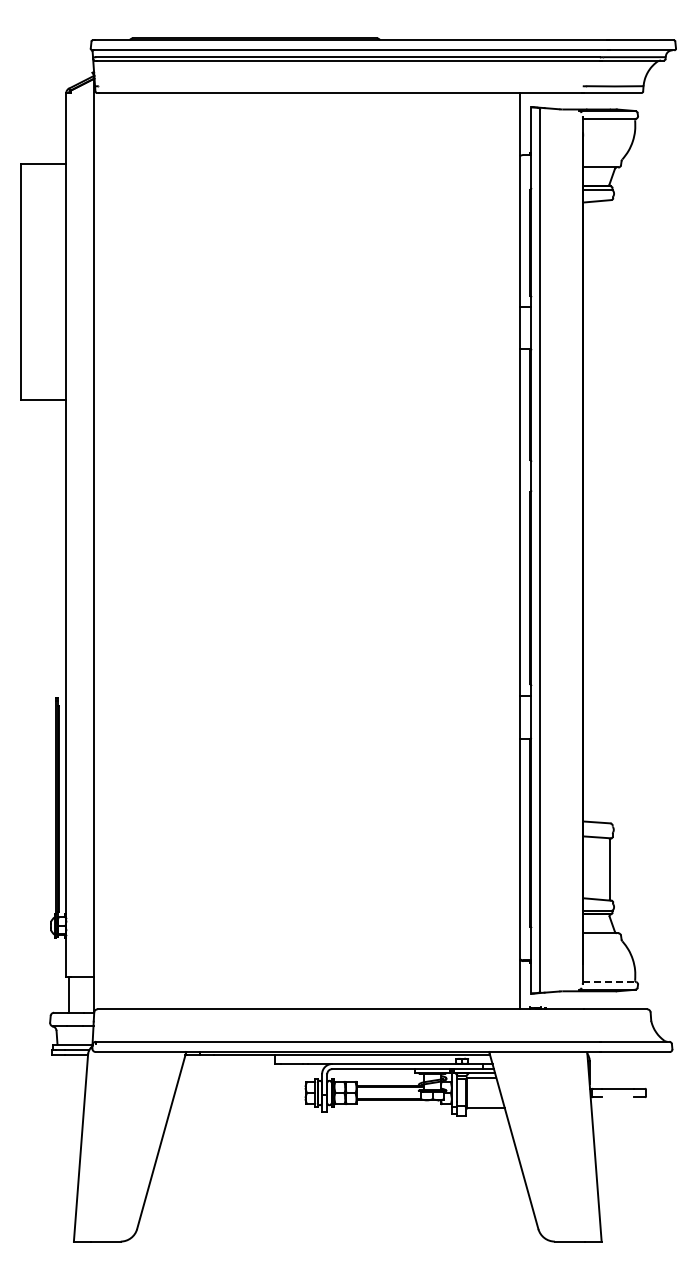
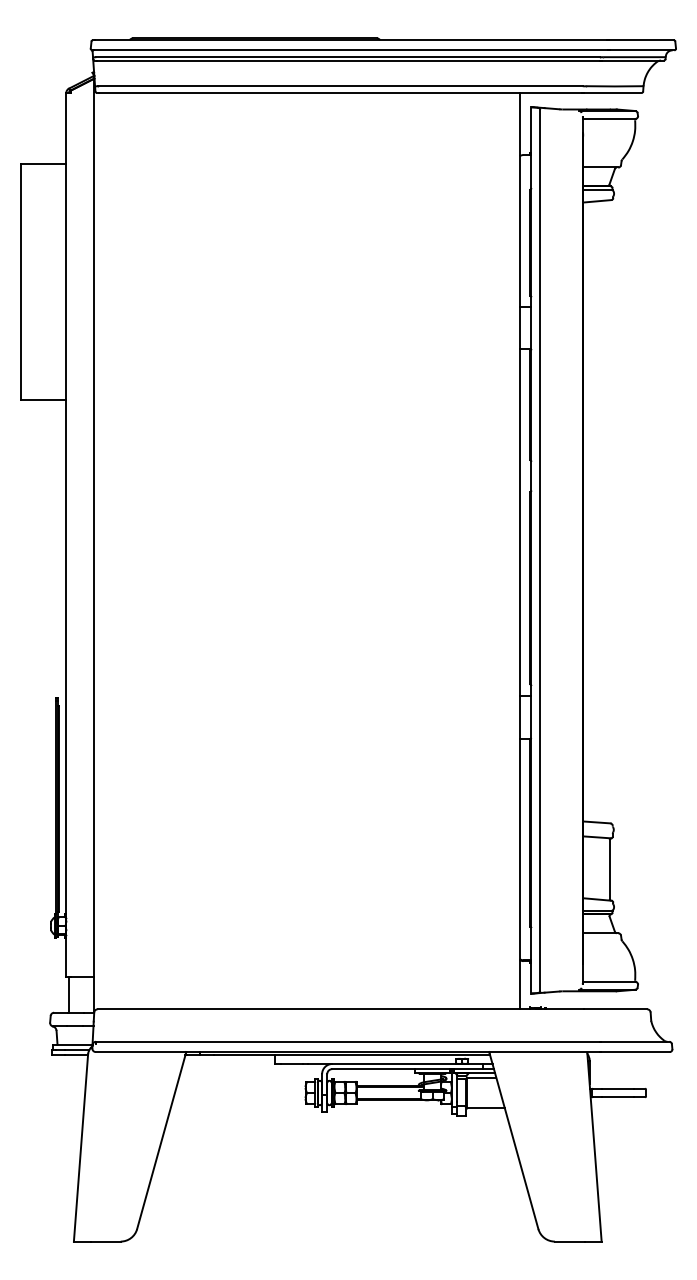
line: none -> present (340, 86)
line: dashed -> solid (609, 982)
line: none -> present (617, 1097)
